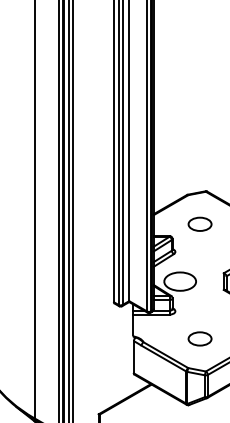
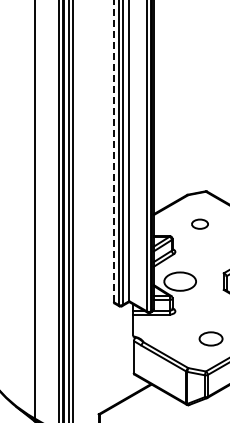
line: solid -> dashed (114, 151)
part size: 26x16 px -> 18x12 px (199, 223)
part position: (199, 338) -> (210, 338) (210, 338)
